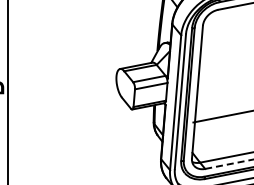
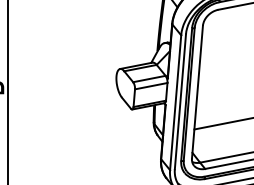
line position: (221, 116) -> (222, 123) (222, 123)
line: dashed -> solid (229, 164)
